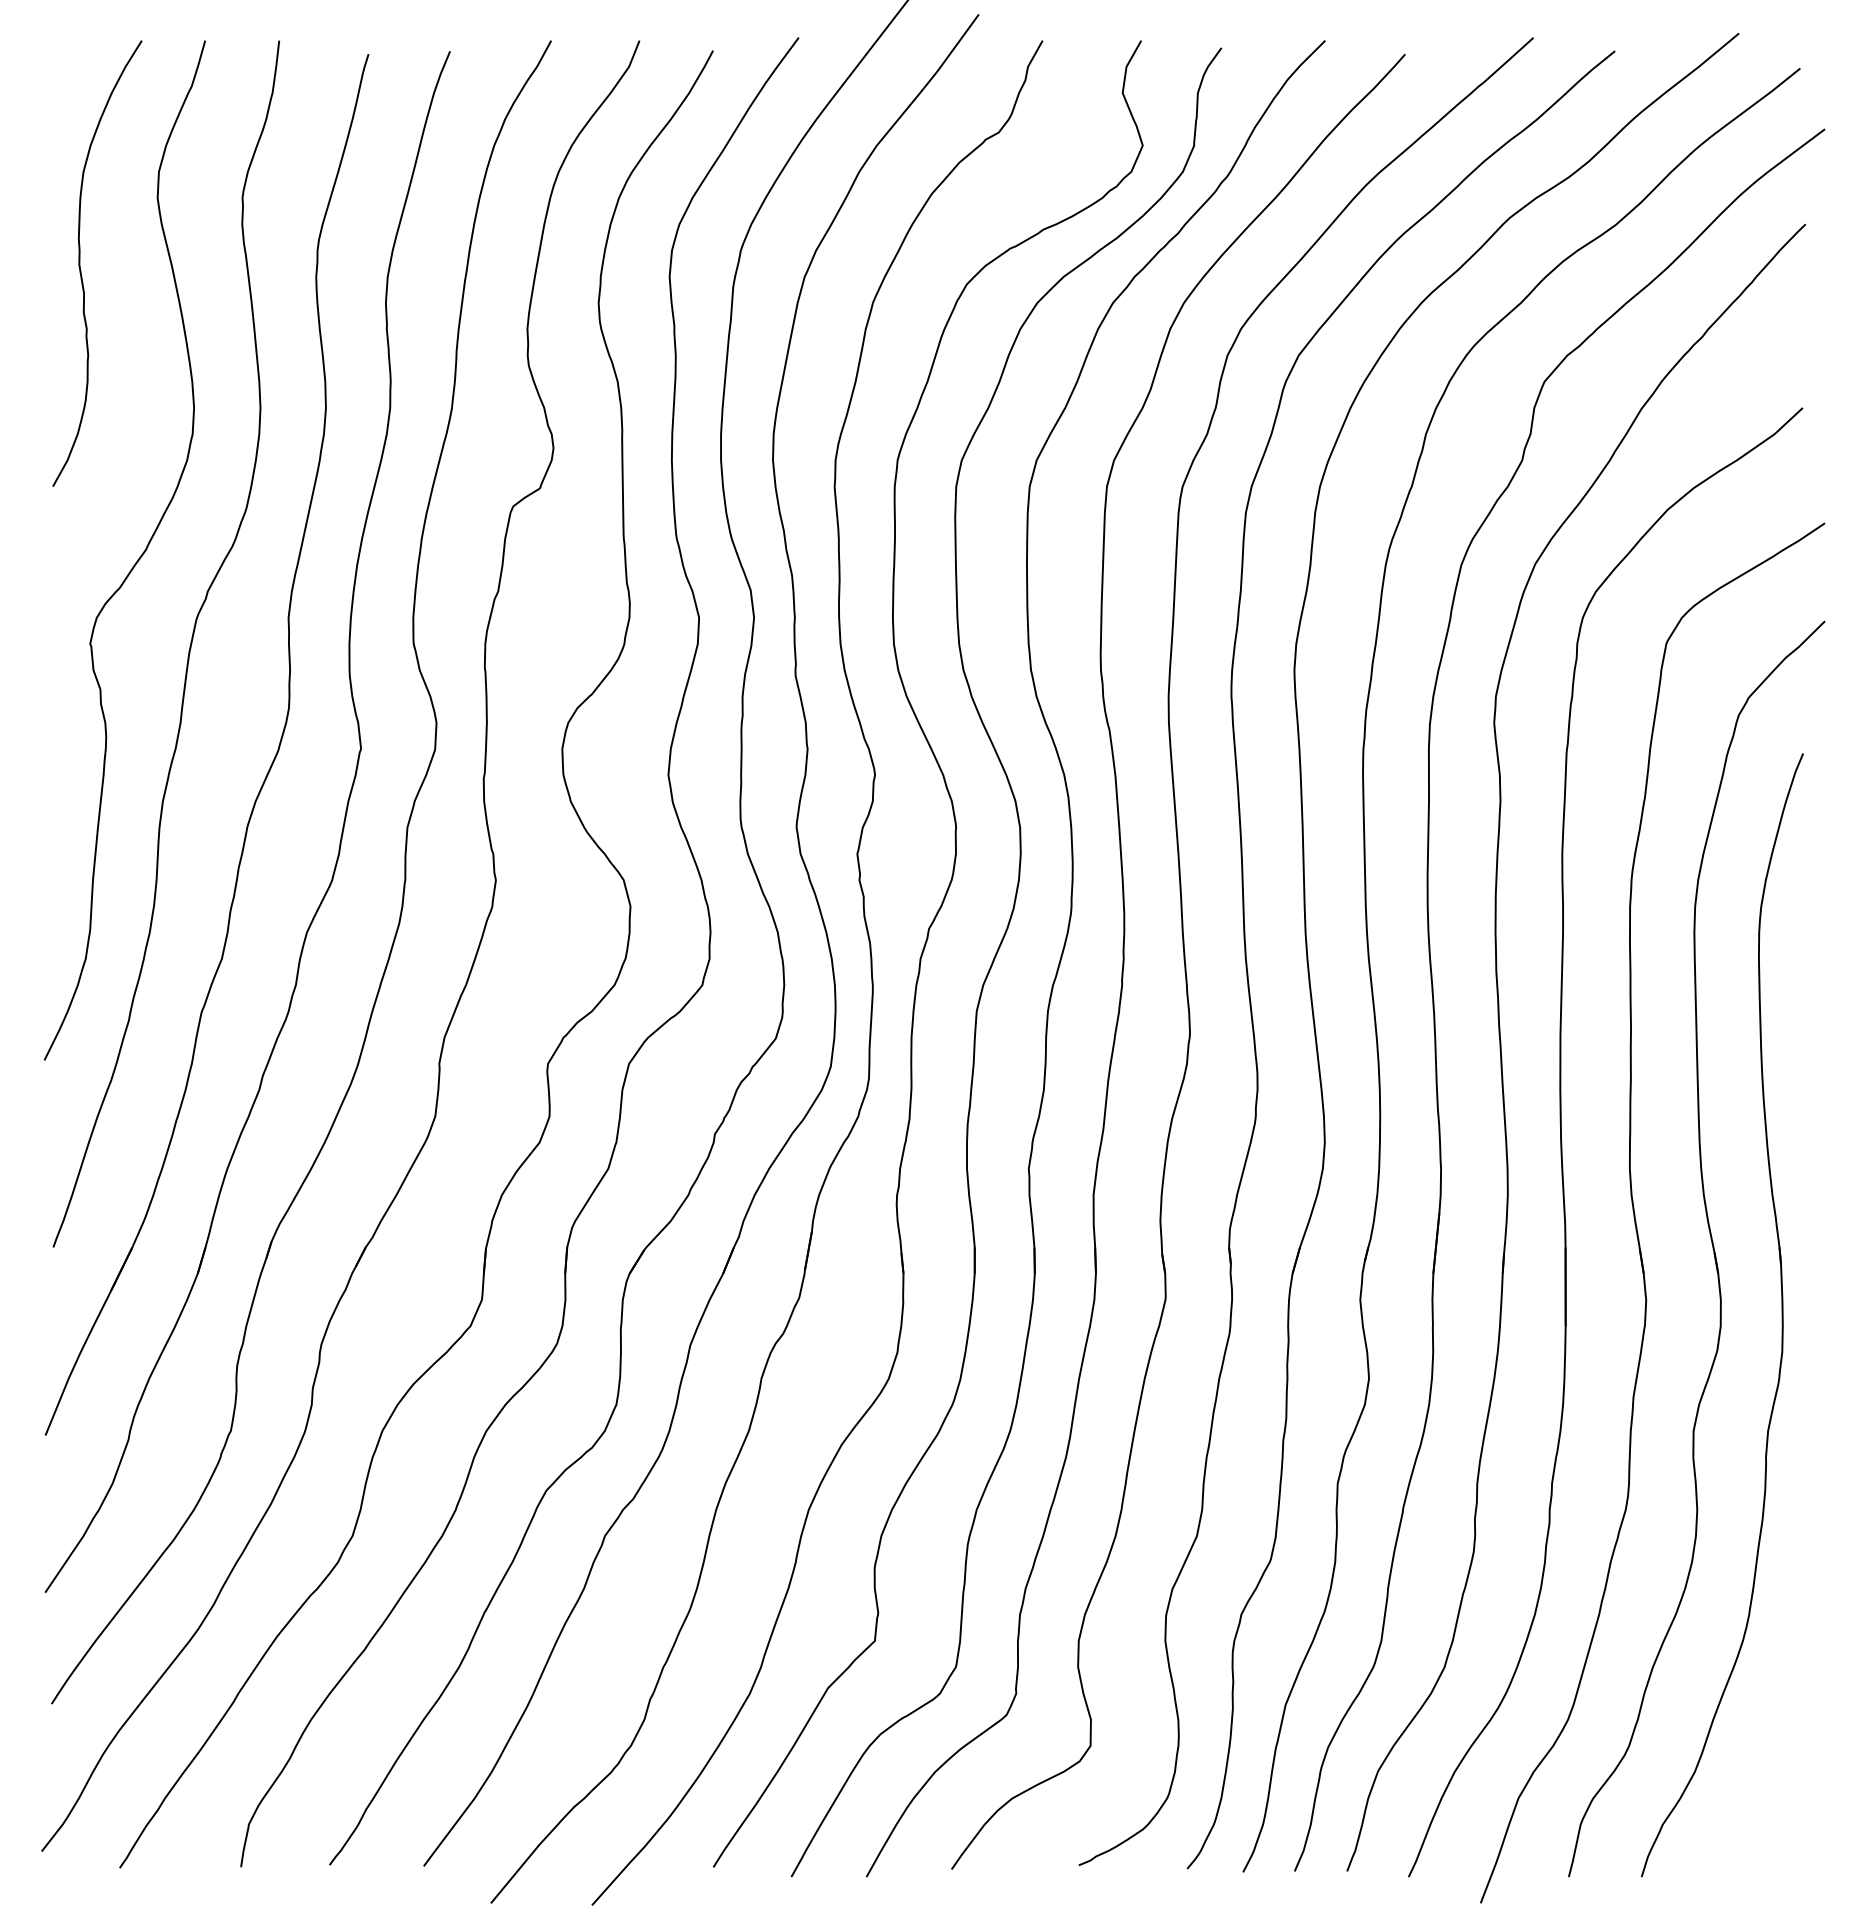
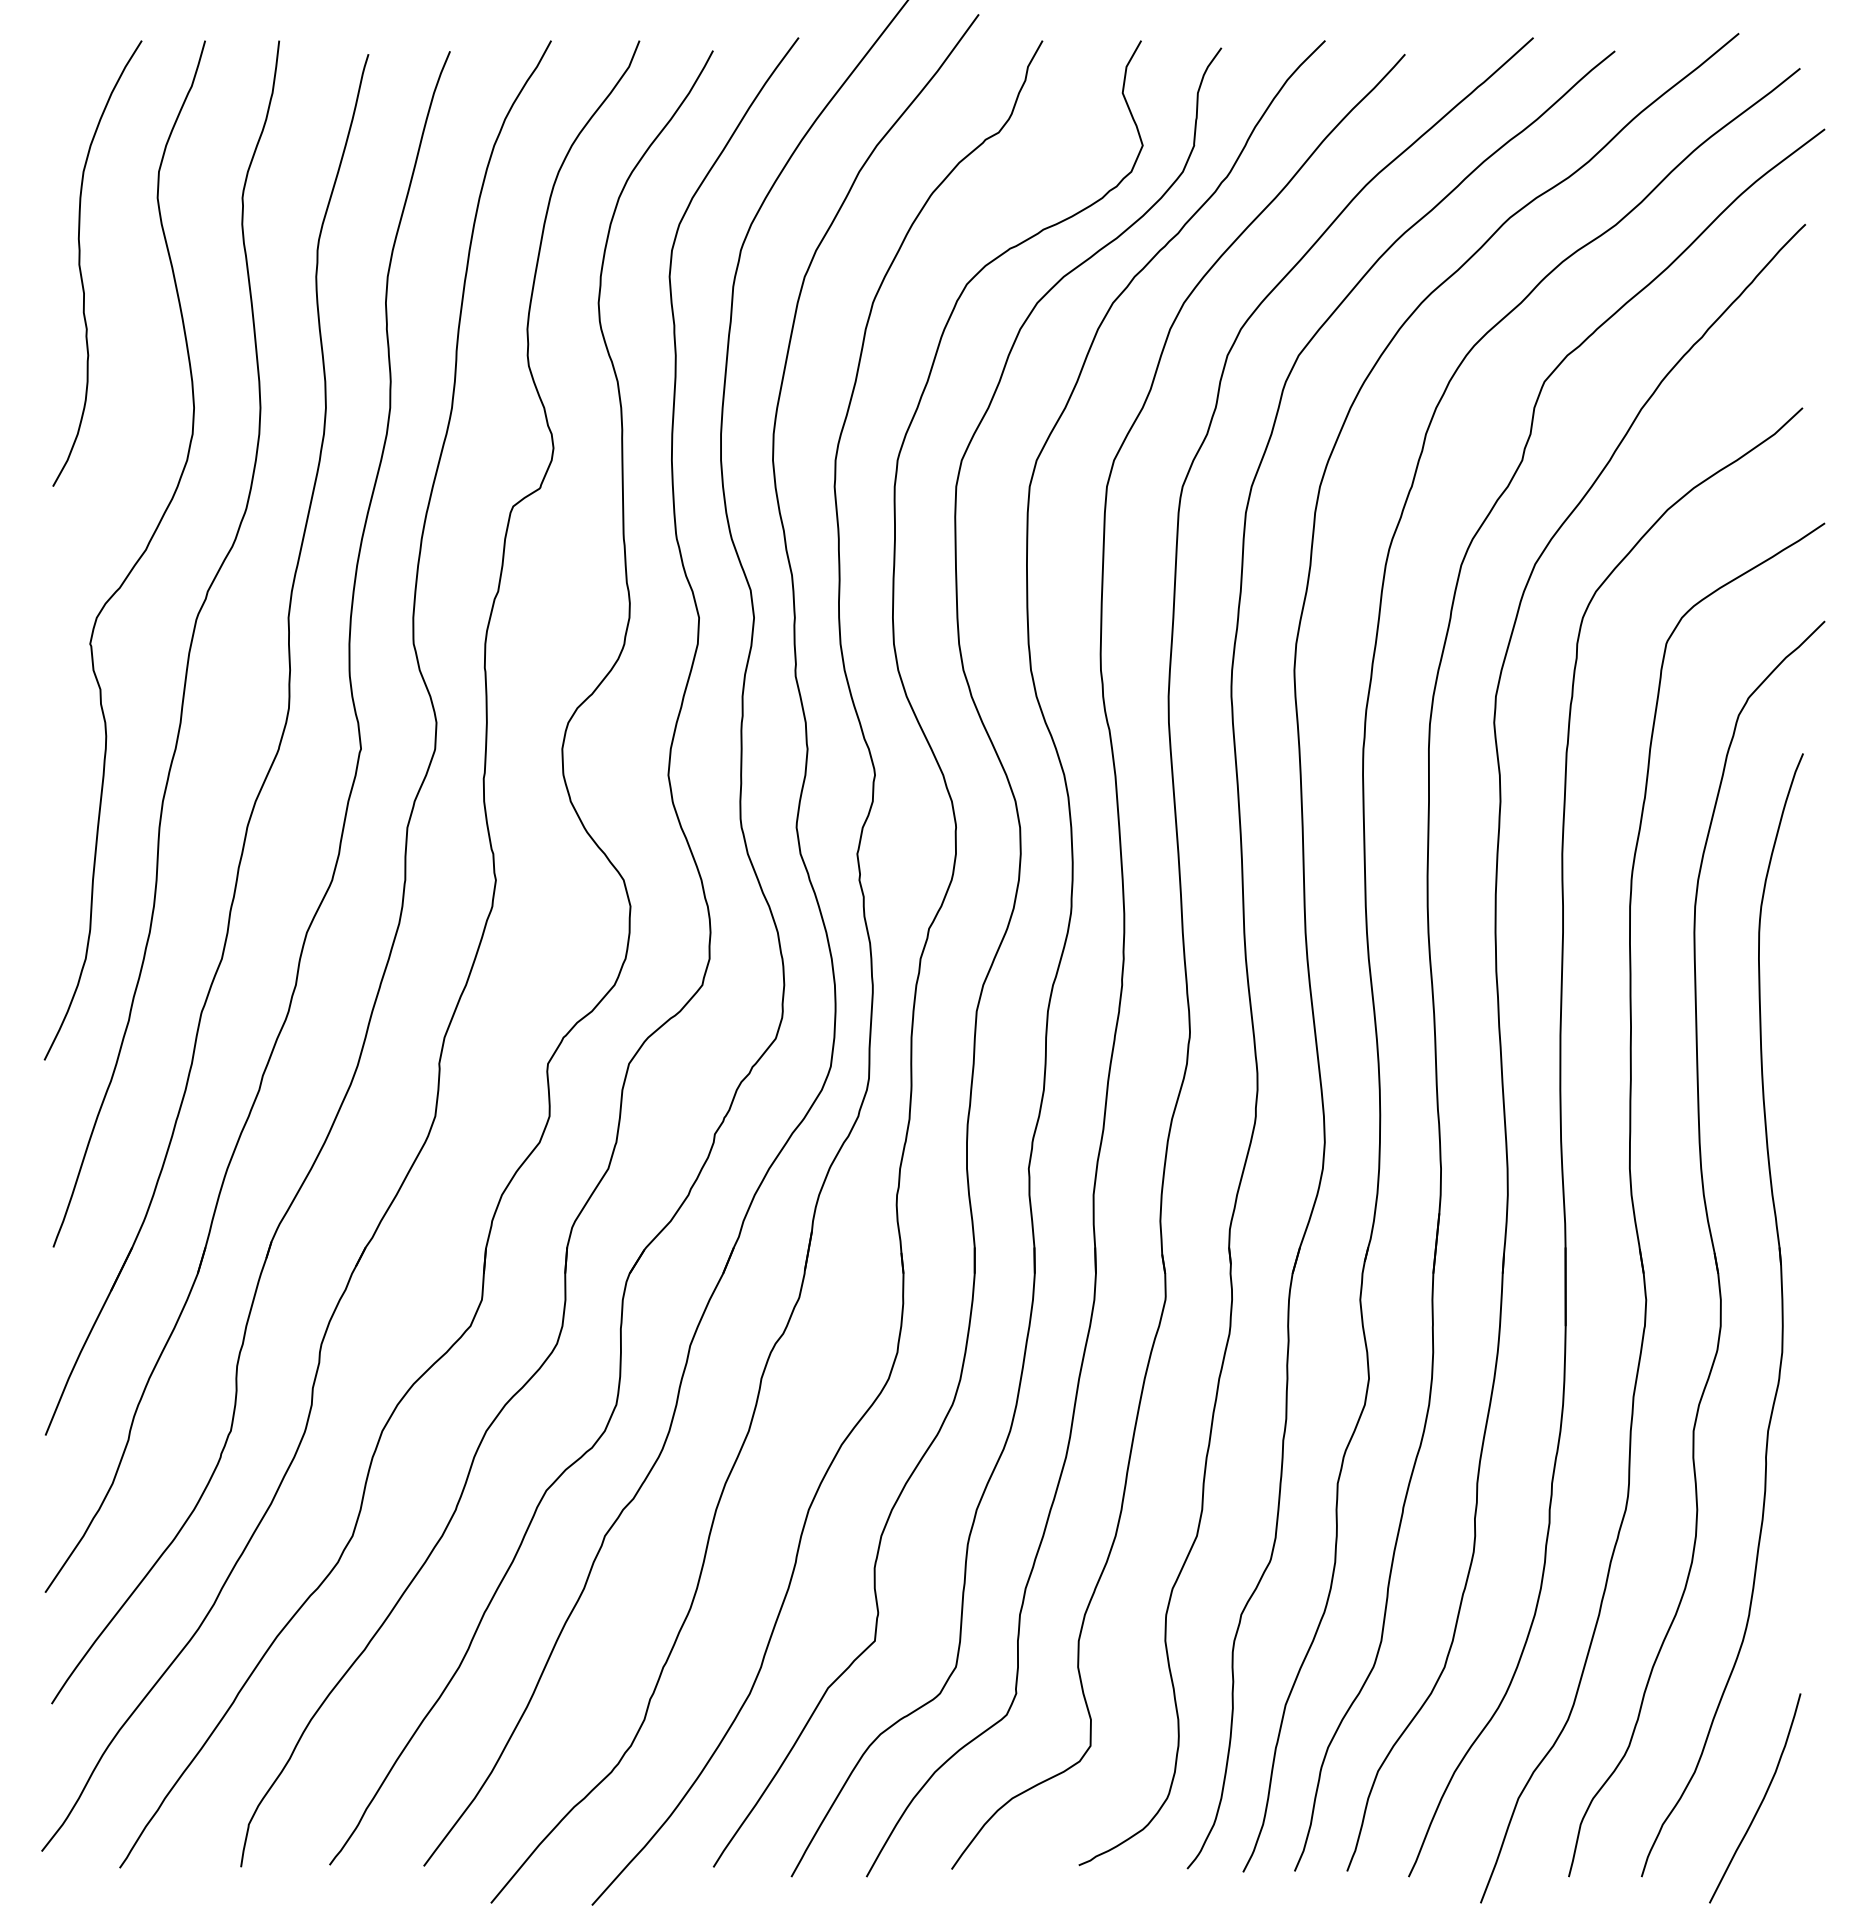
curve: none -> present (1761, 1800)
